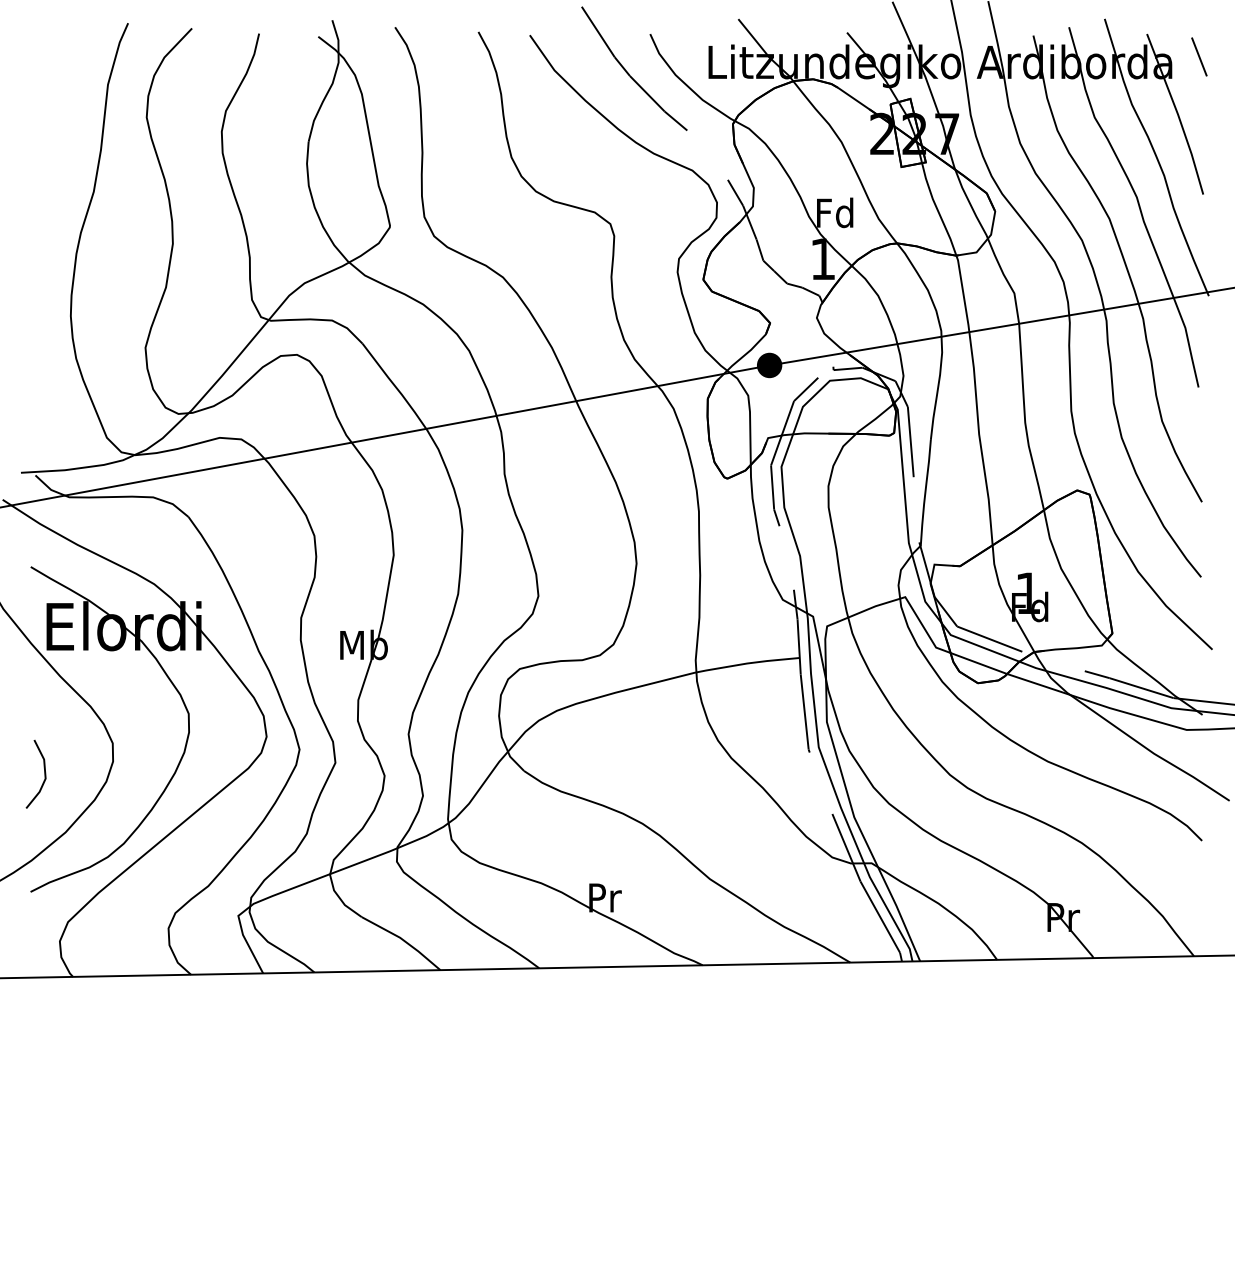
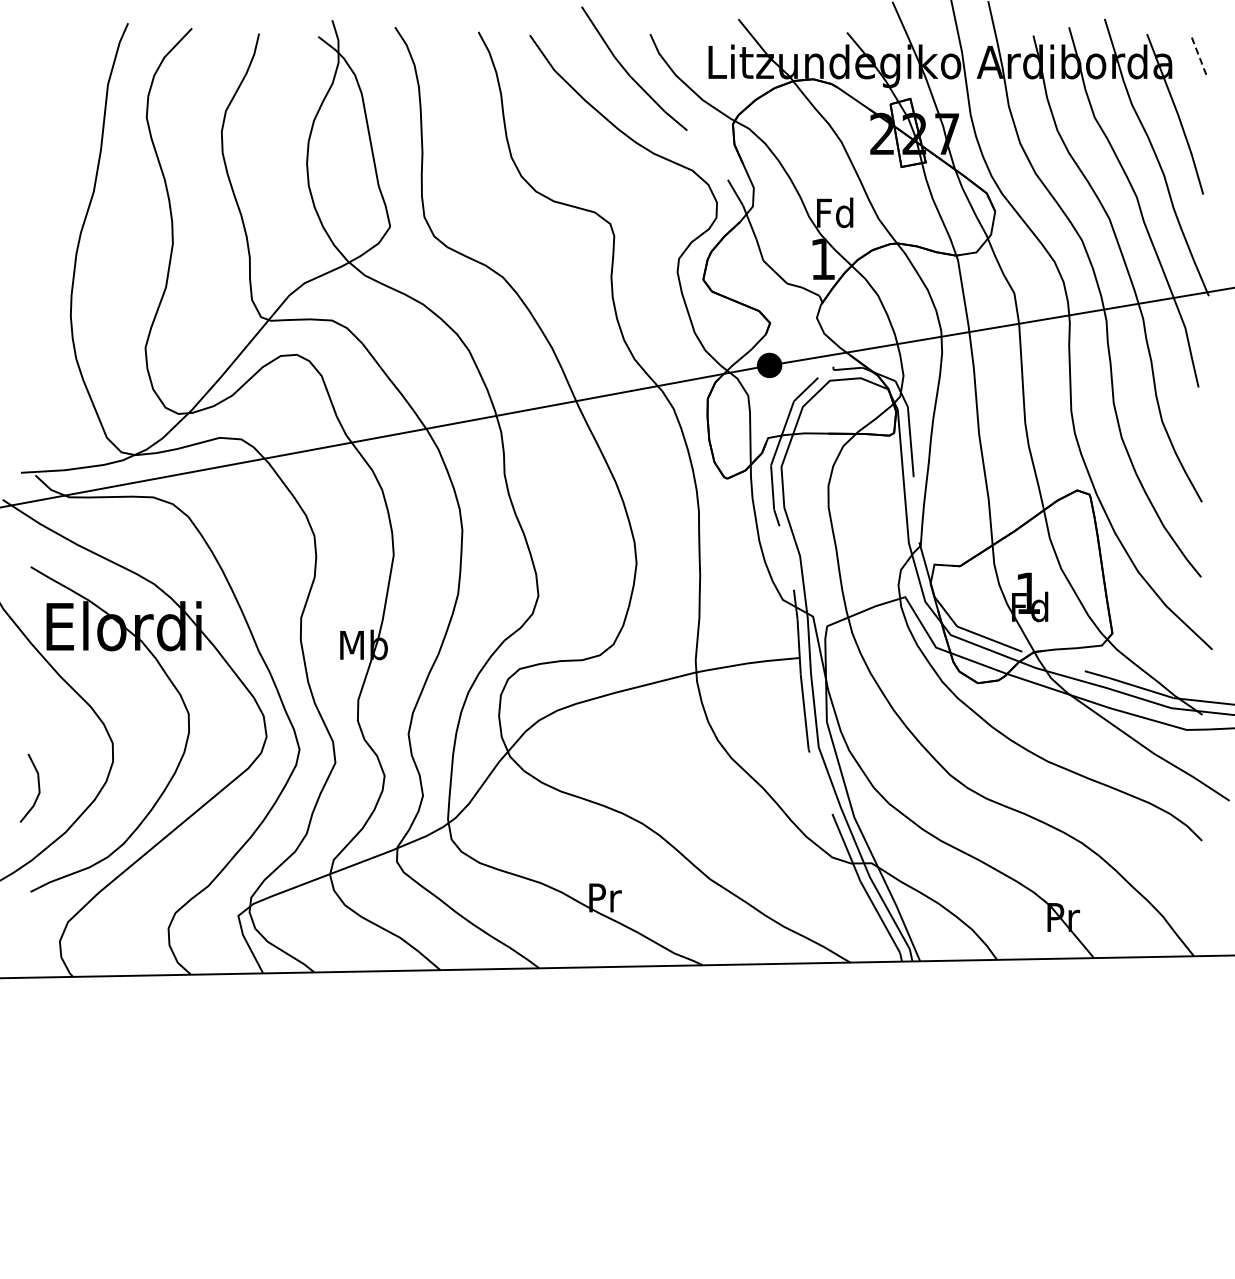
line: solid -> dashed (1199, 56)
line position: (44, 774) -> (38, 788) (38, 788)
